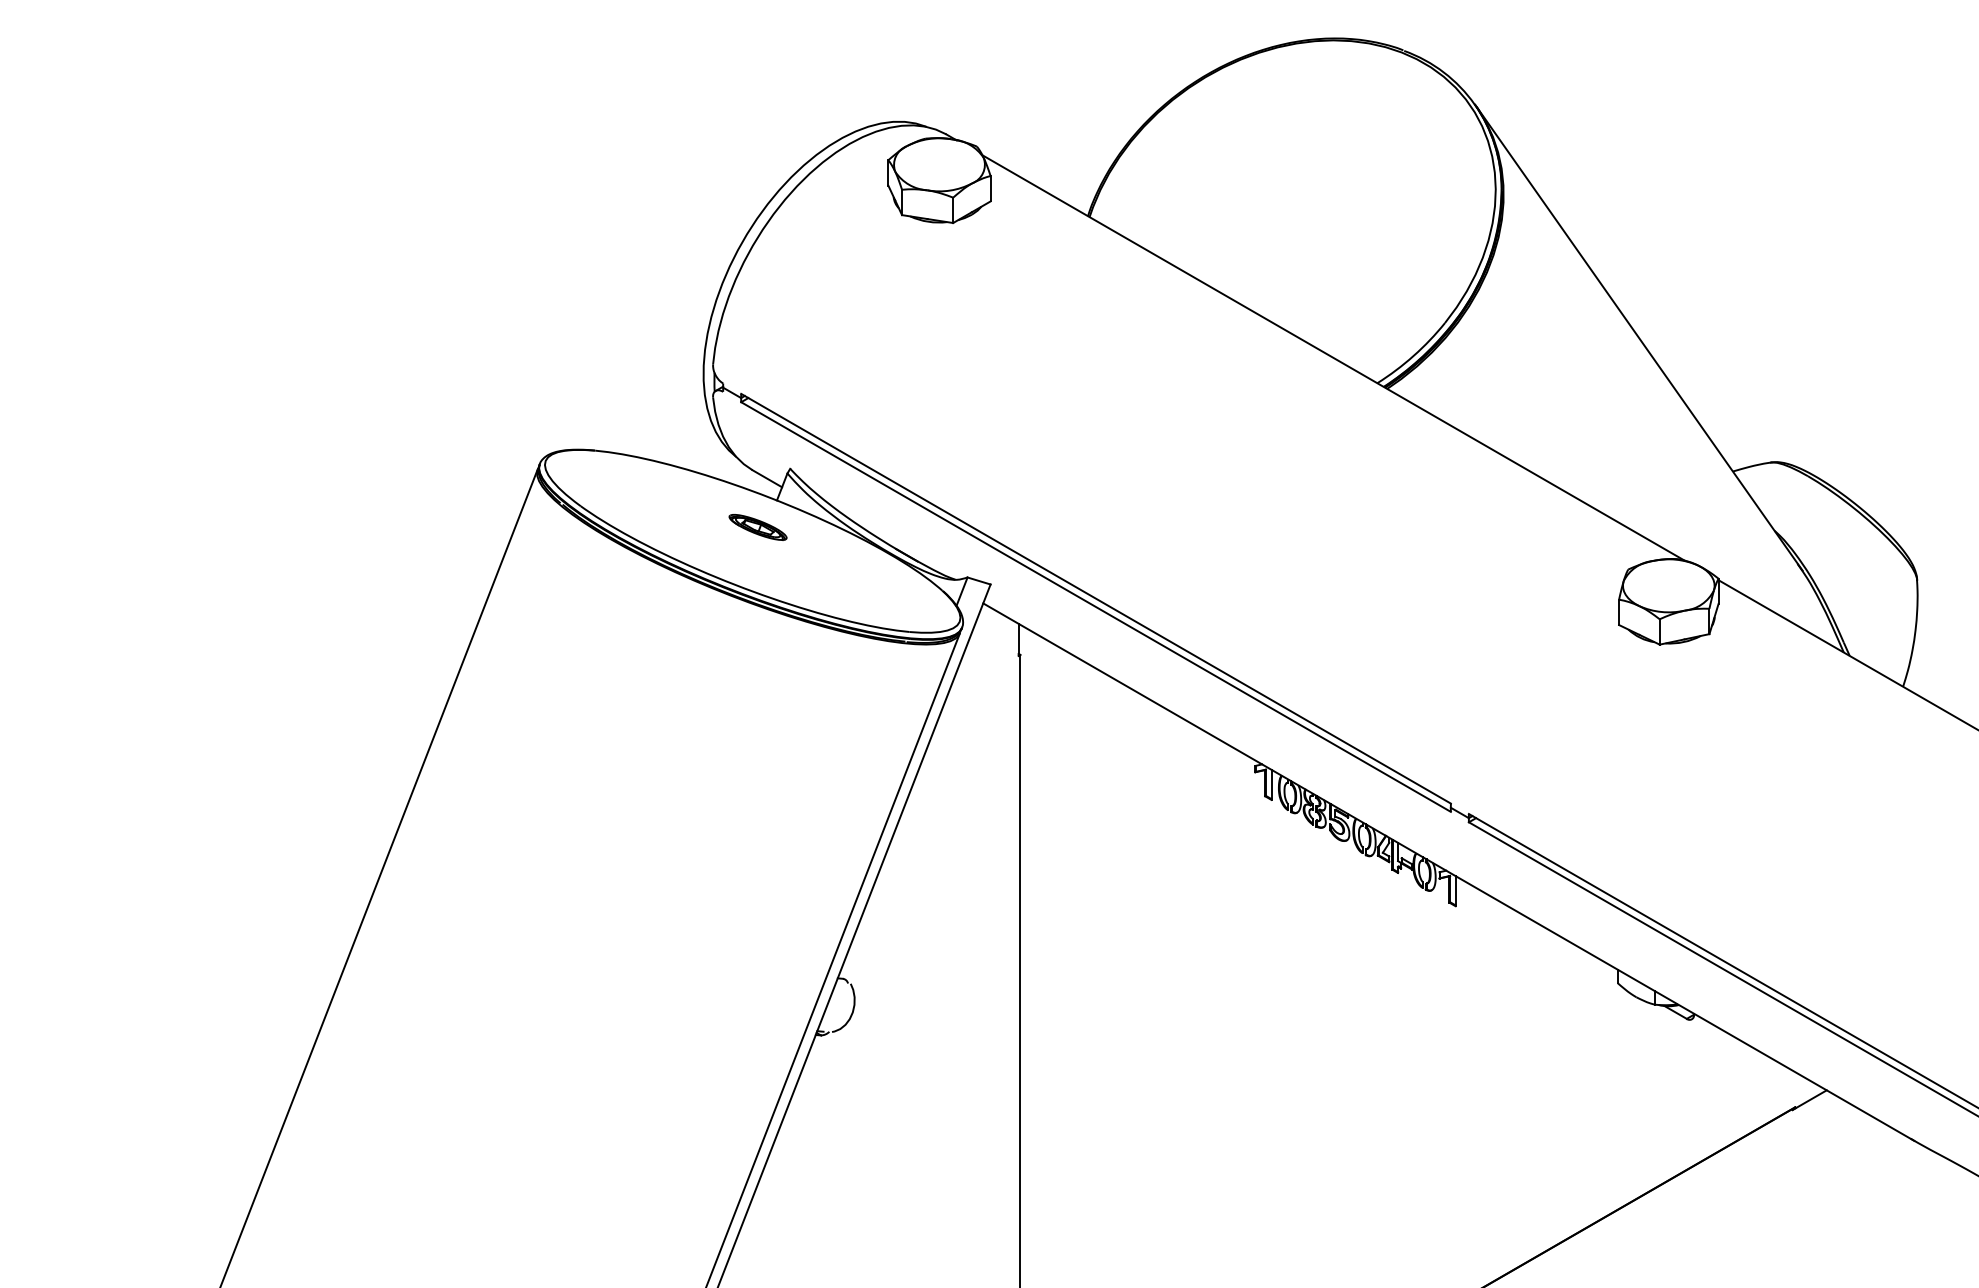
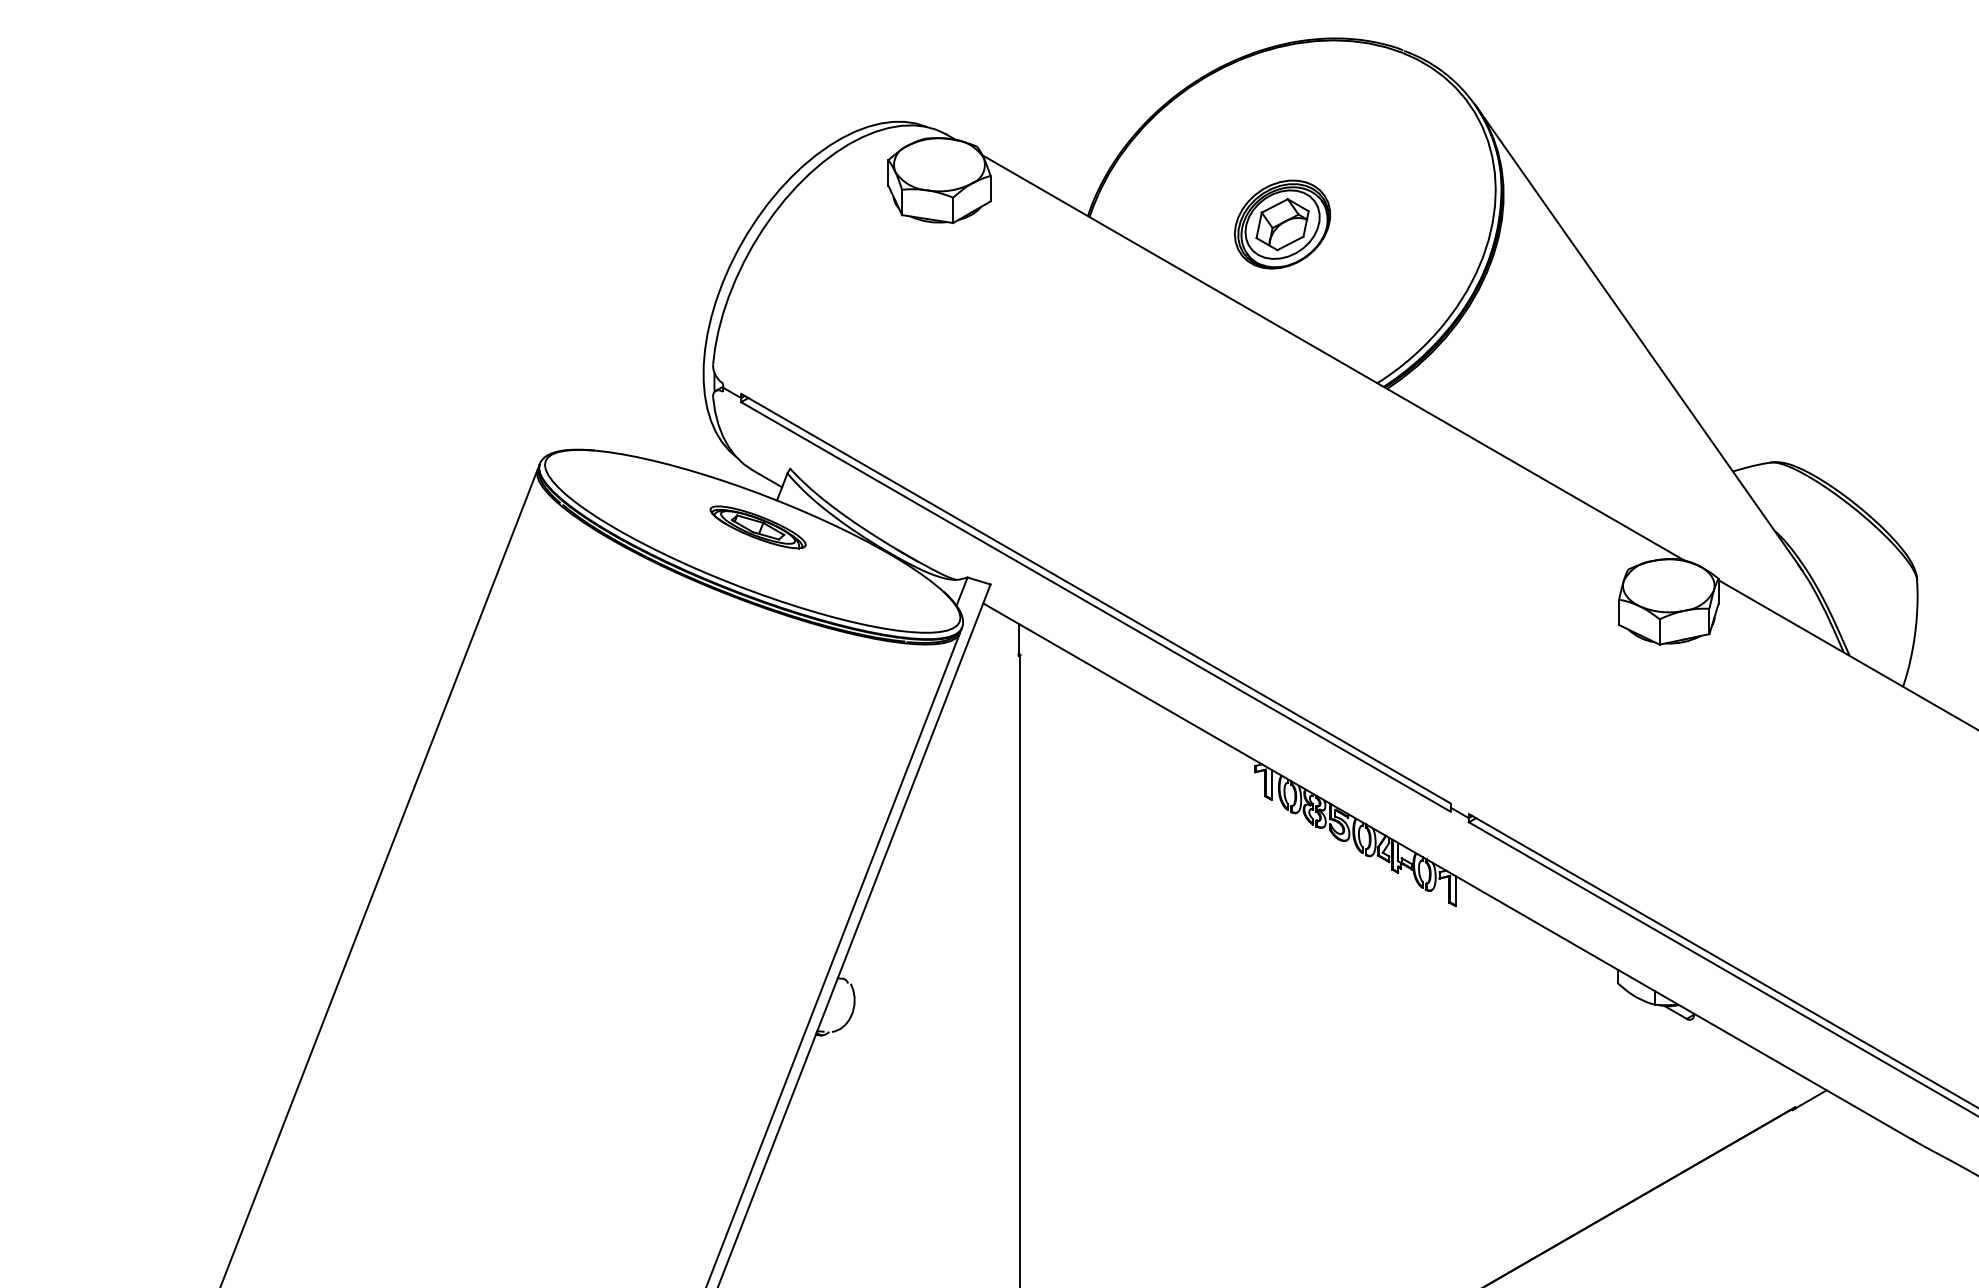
part: none -> present (1282, 224)
part size: 60x27 px -> 98x45 px (757, 527)
